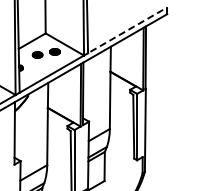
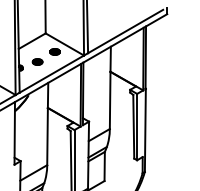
line: dashed -> solid (125, 31)
part position: (37, 54) -> (37, 61) (37, 61)
